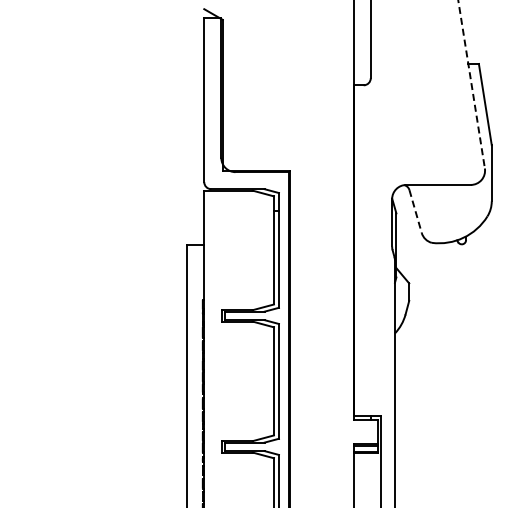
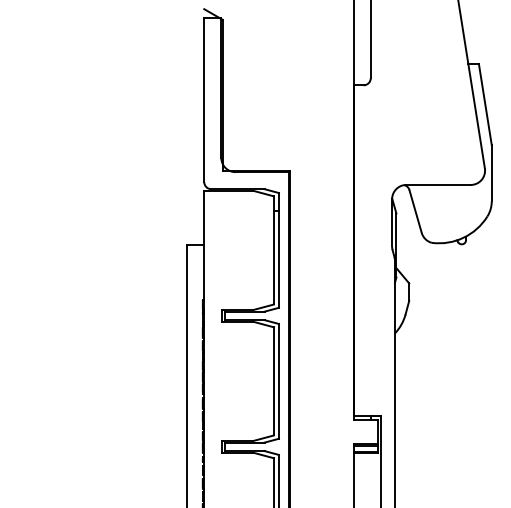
line: dashed -> solid (471, 84)
line: dashed -> solid (415, 212)
